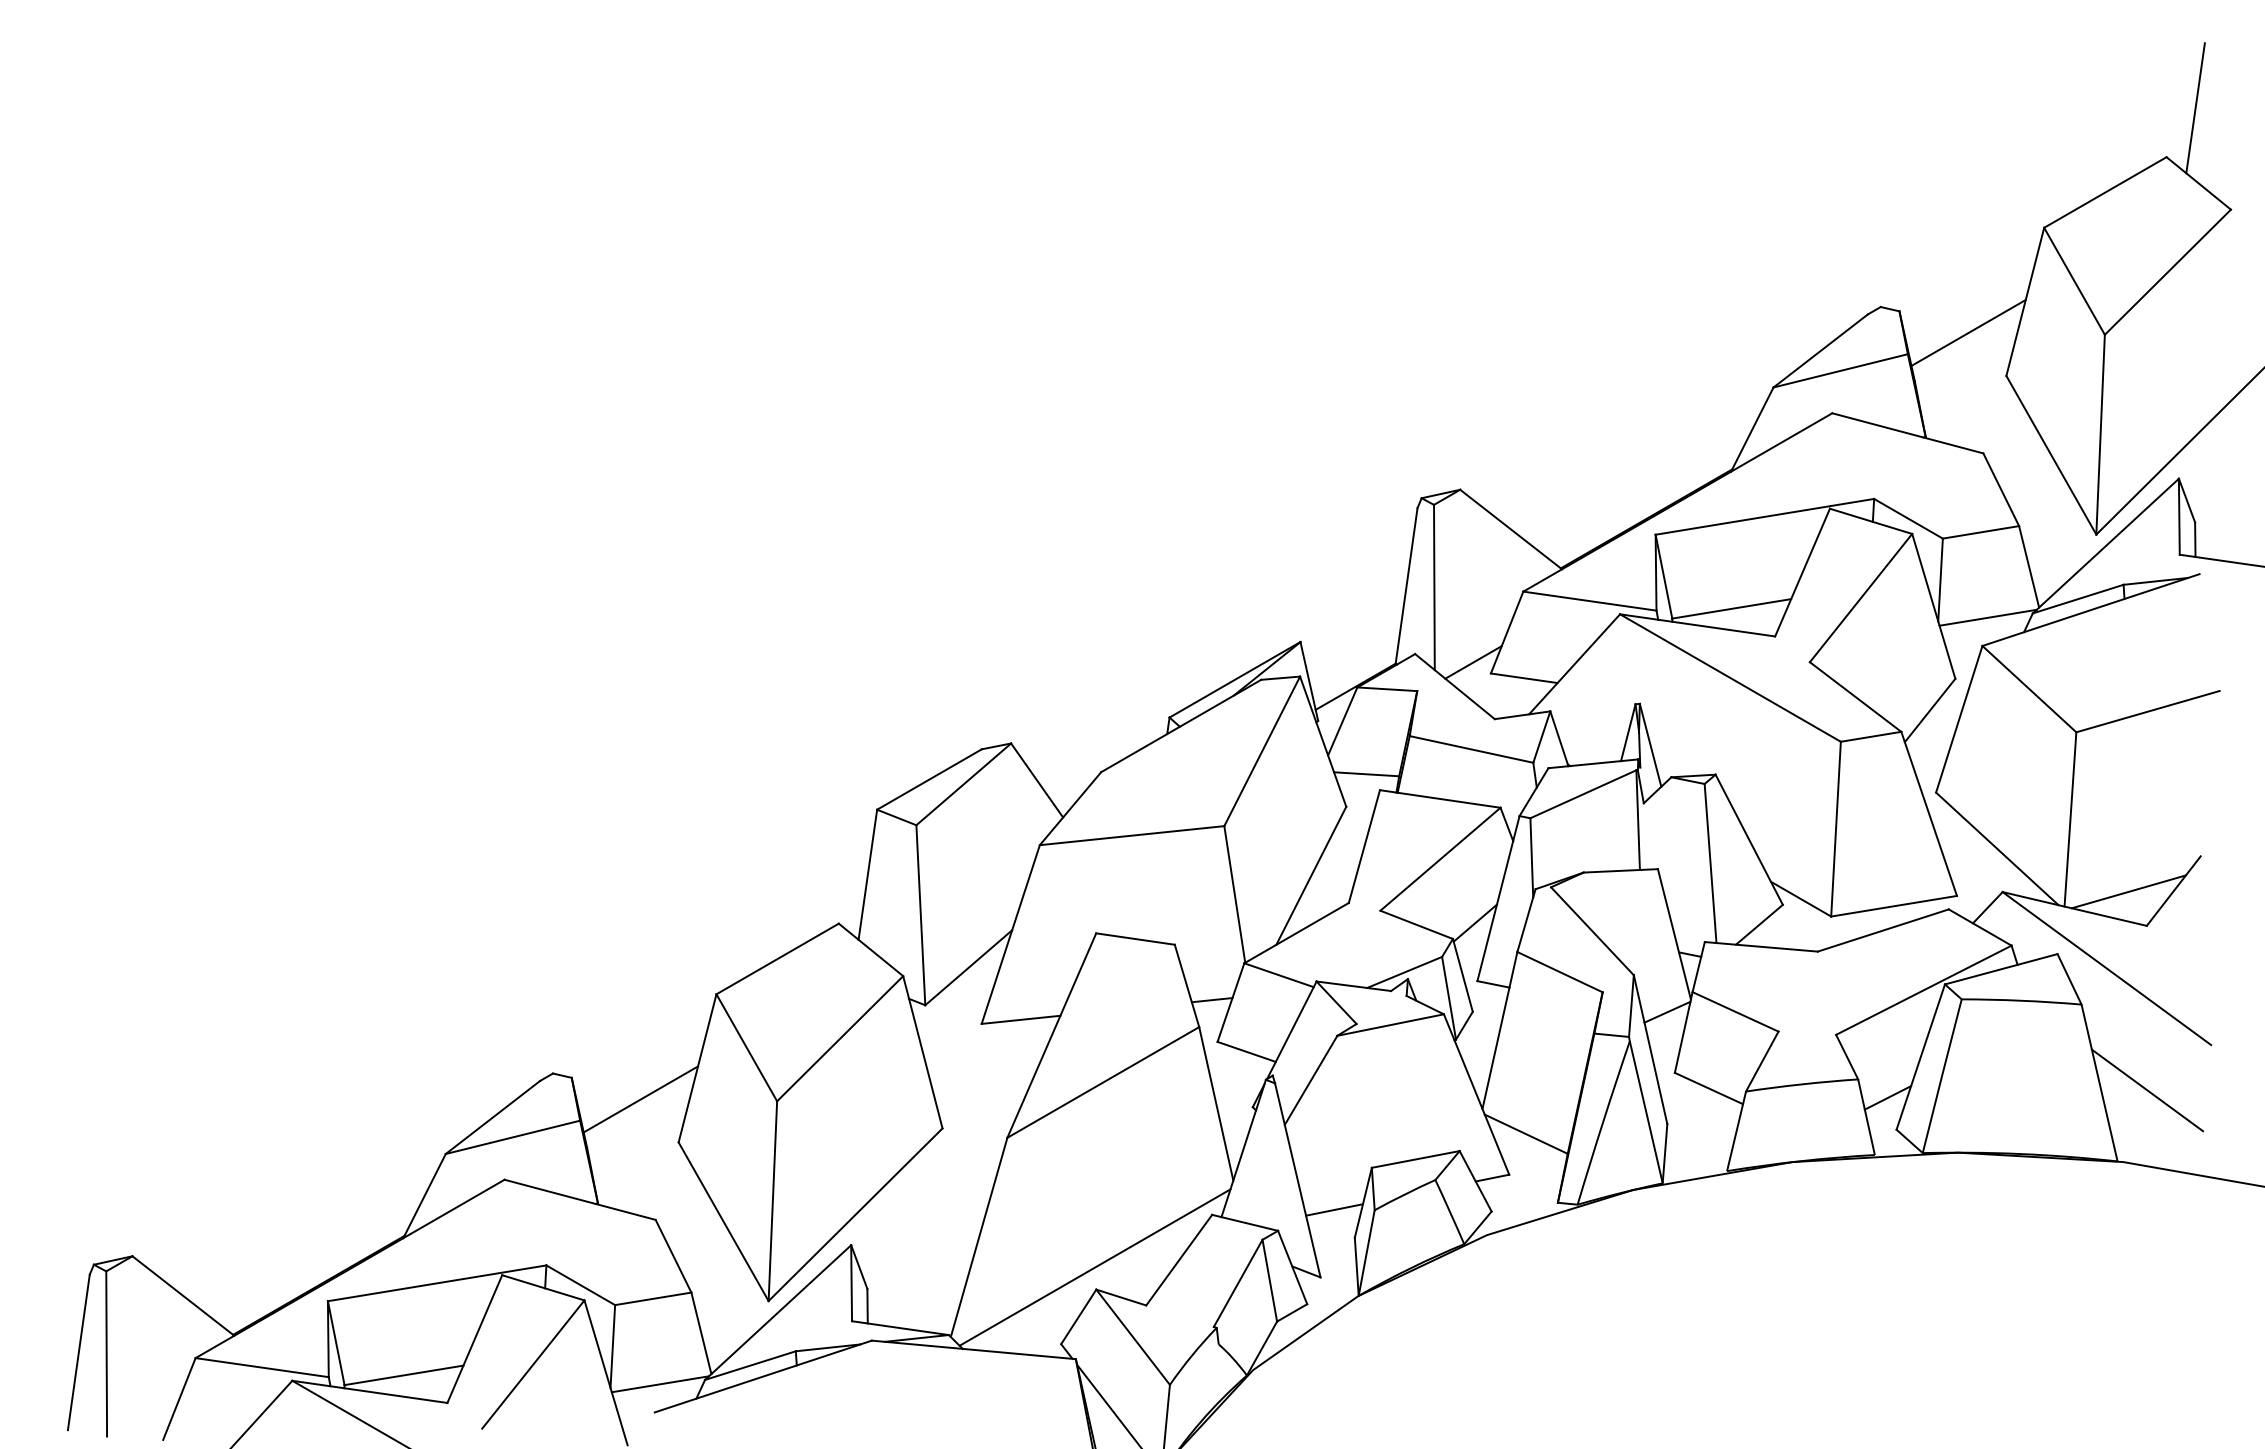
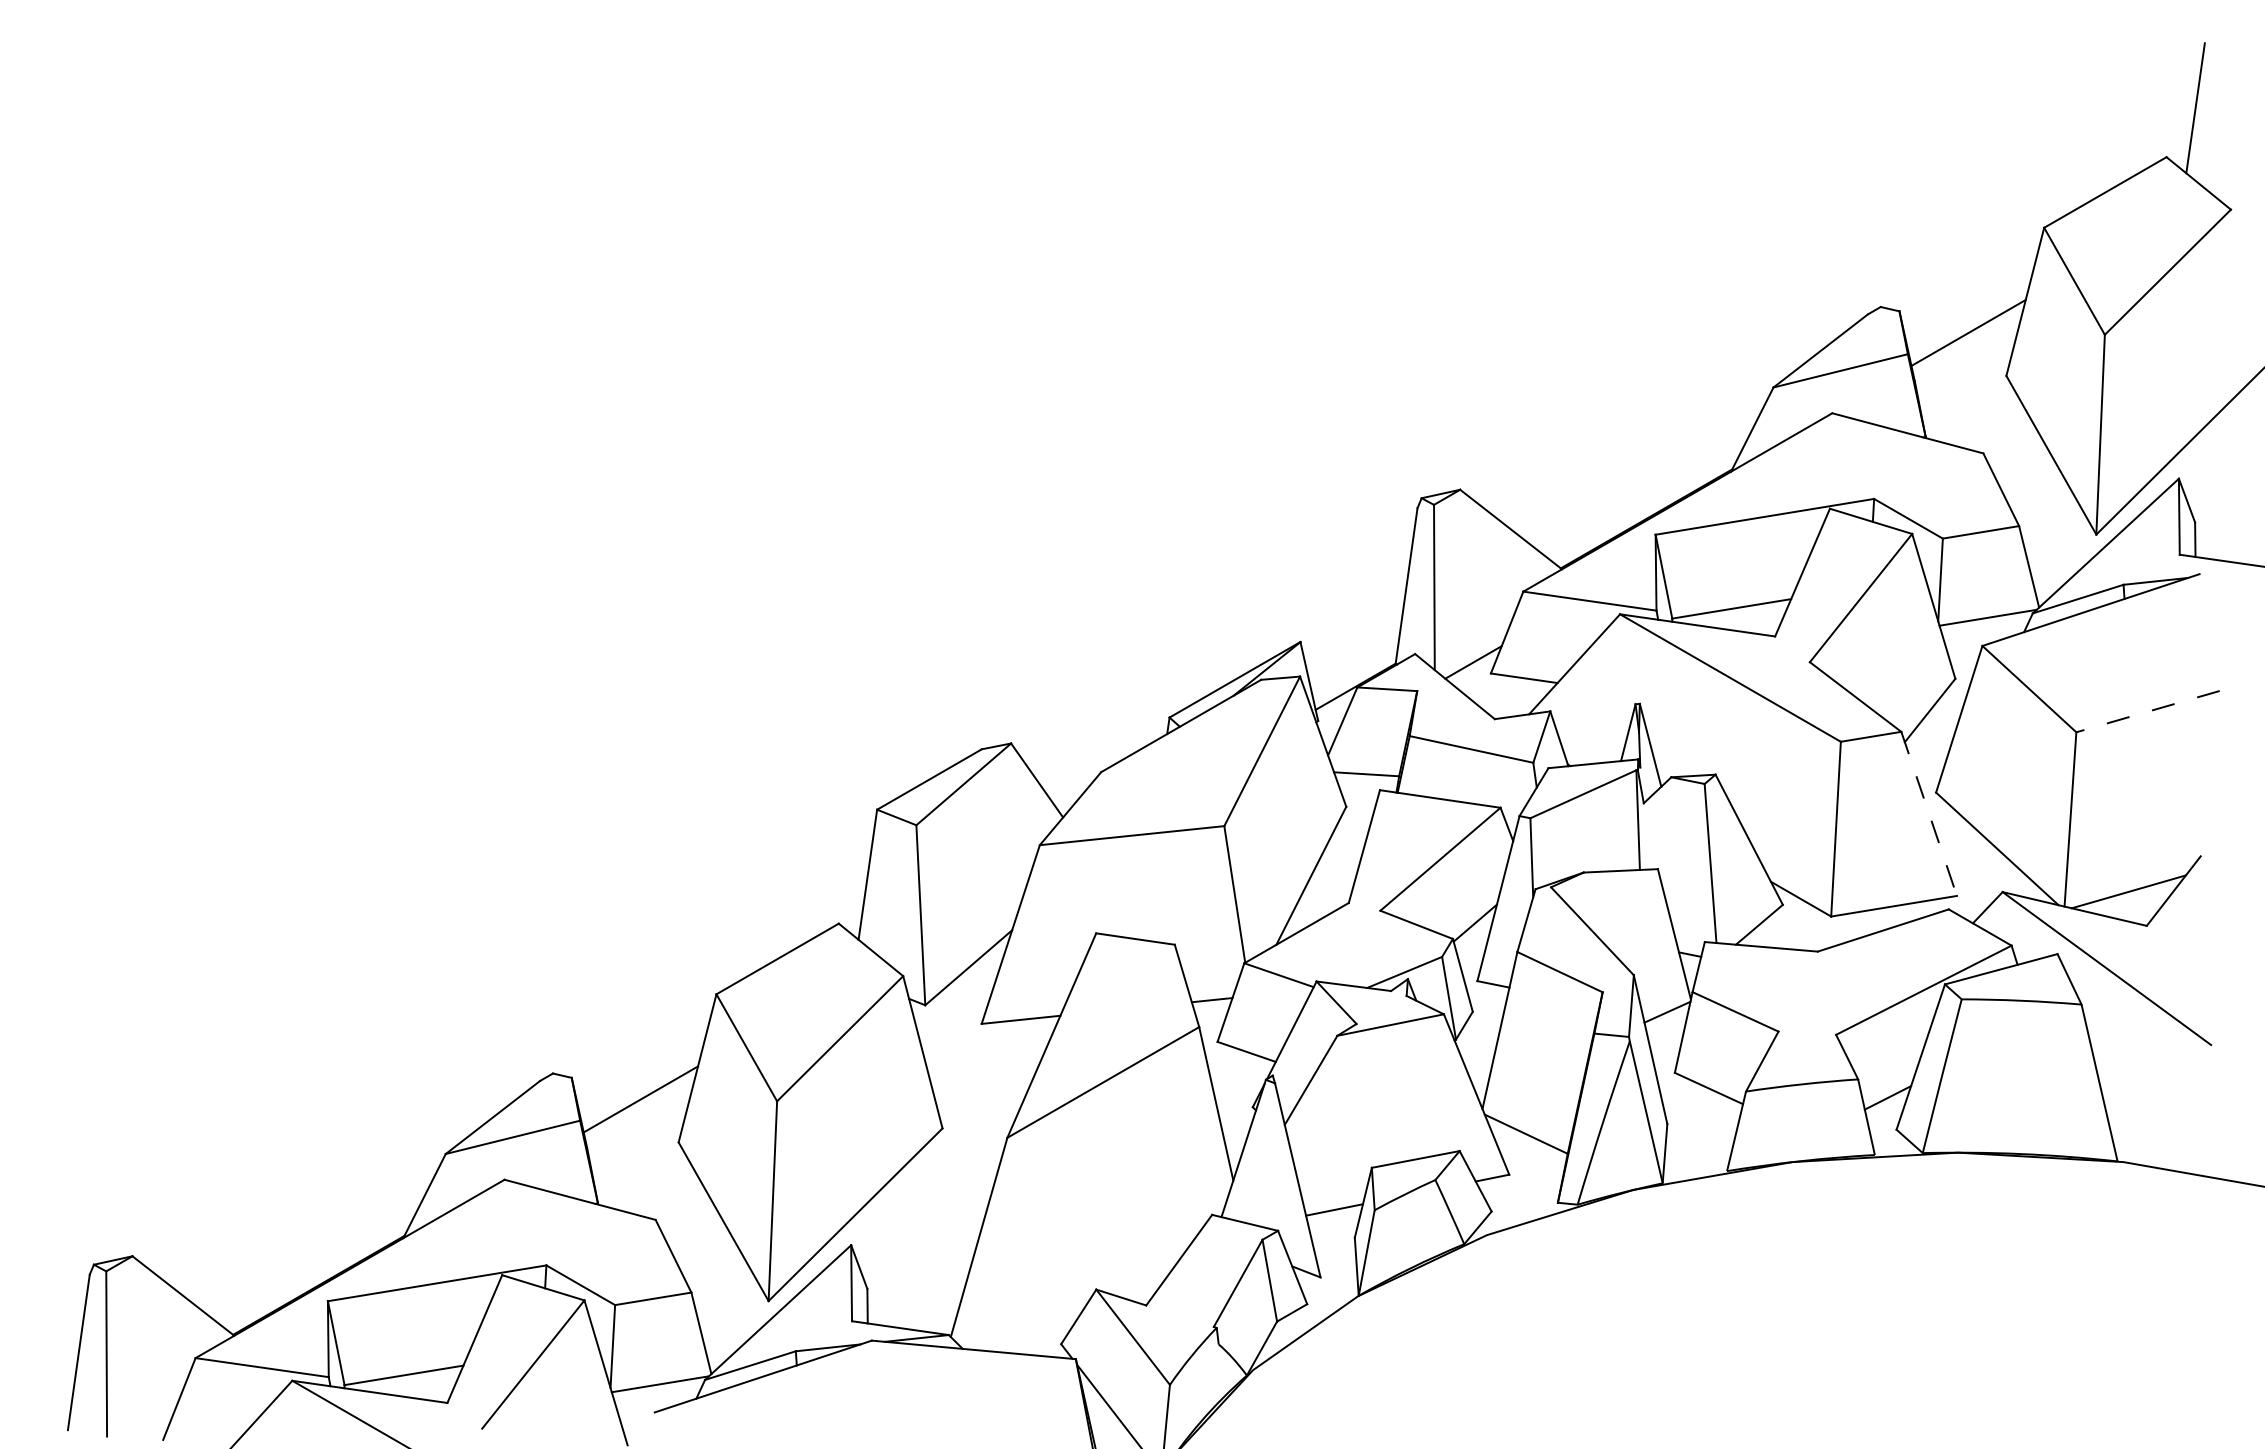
line: solid -> dashed (2148, 711)
line: solid -> dashed (1929, 813)
line: present -> none (2147, 1090)
line: present -> none (1094, 1267)
